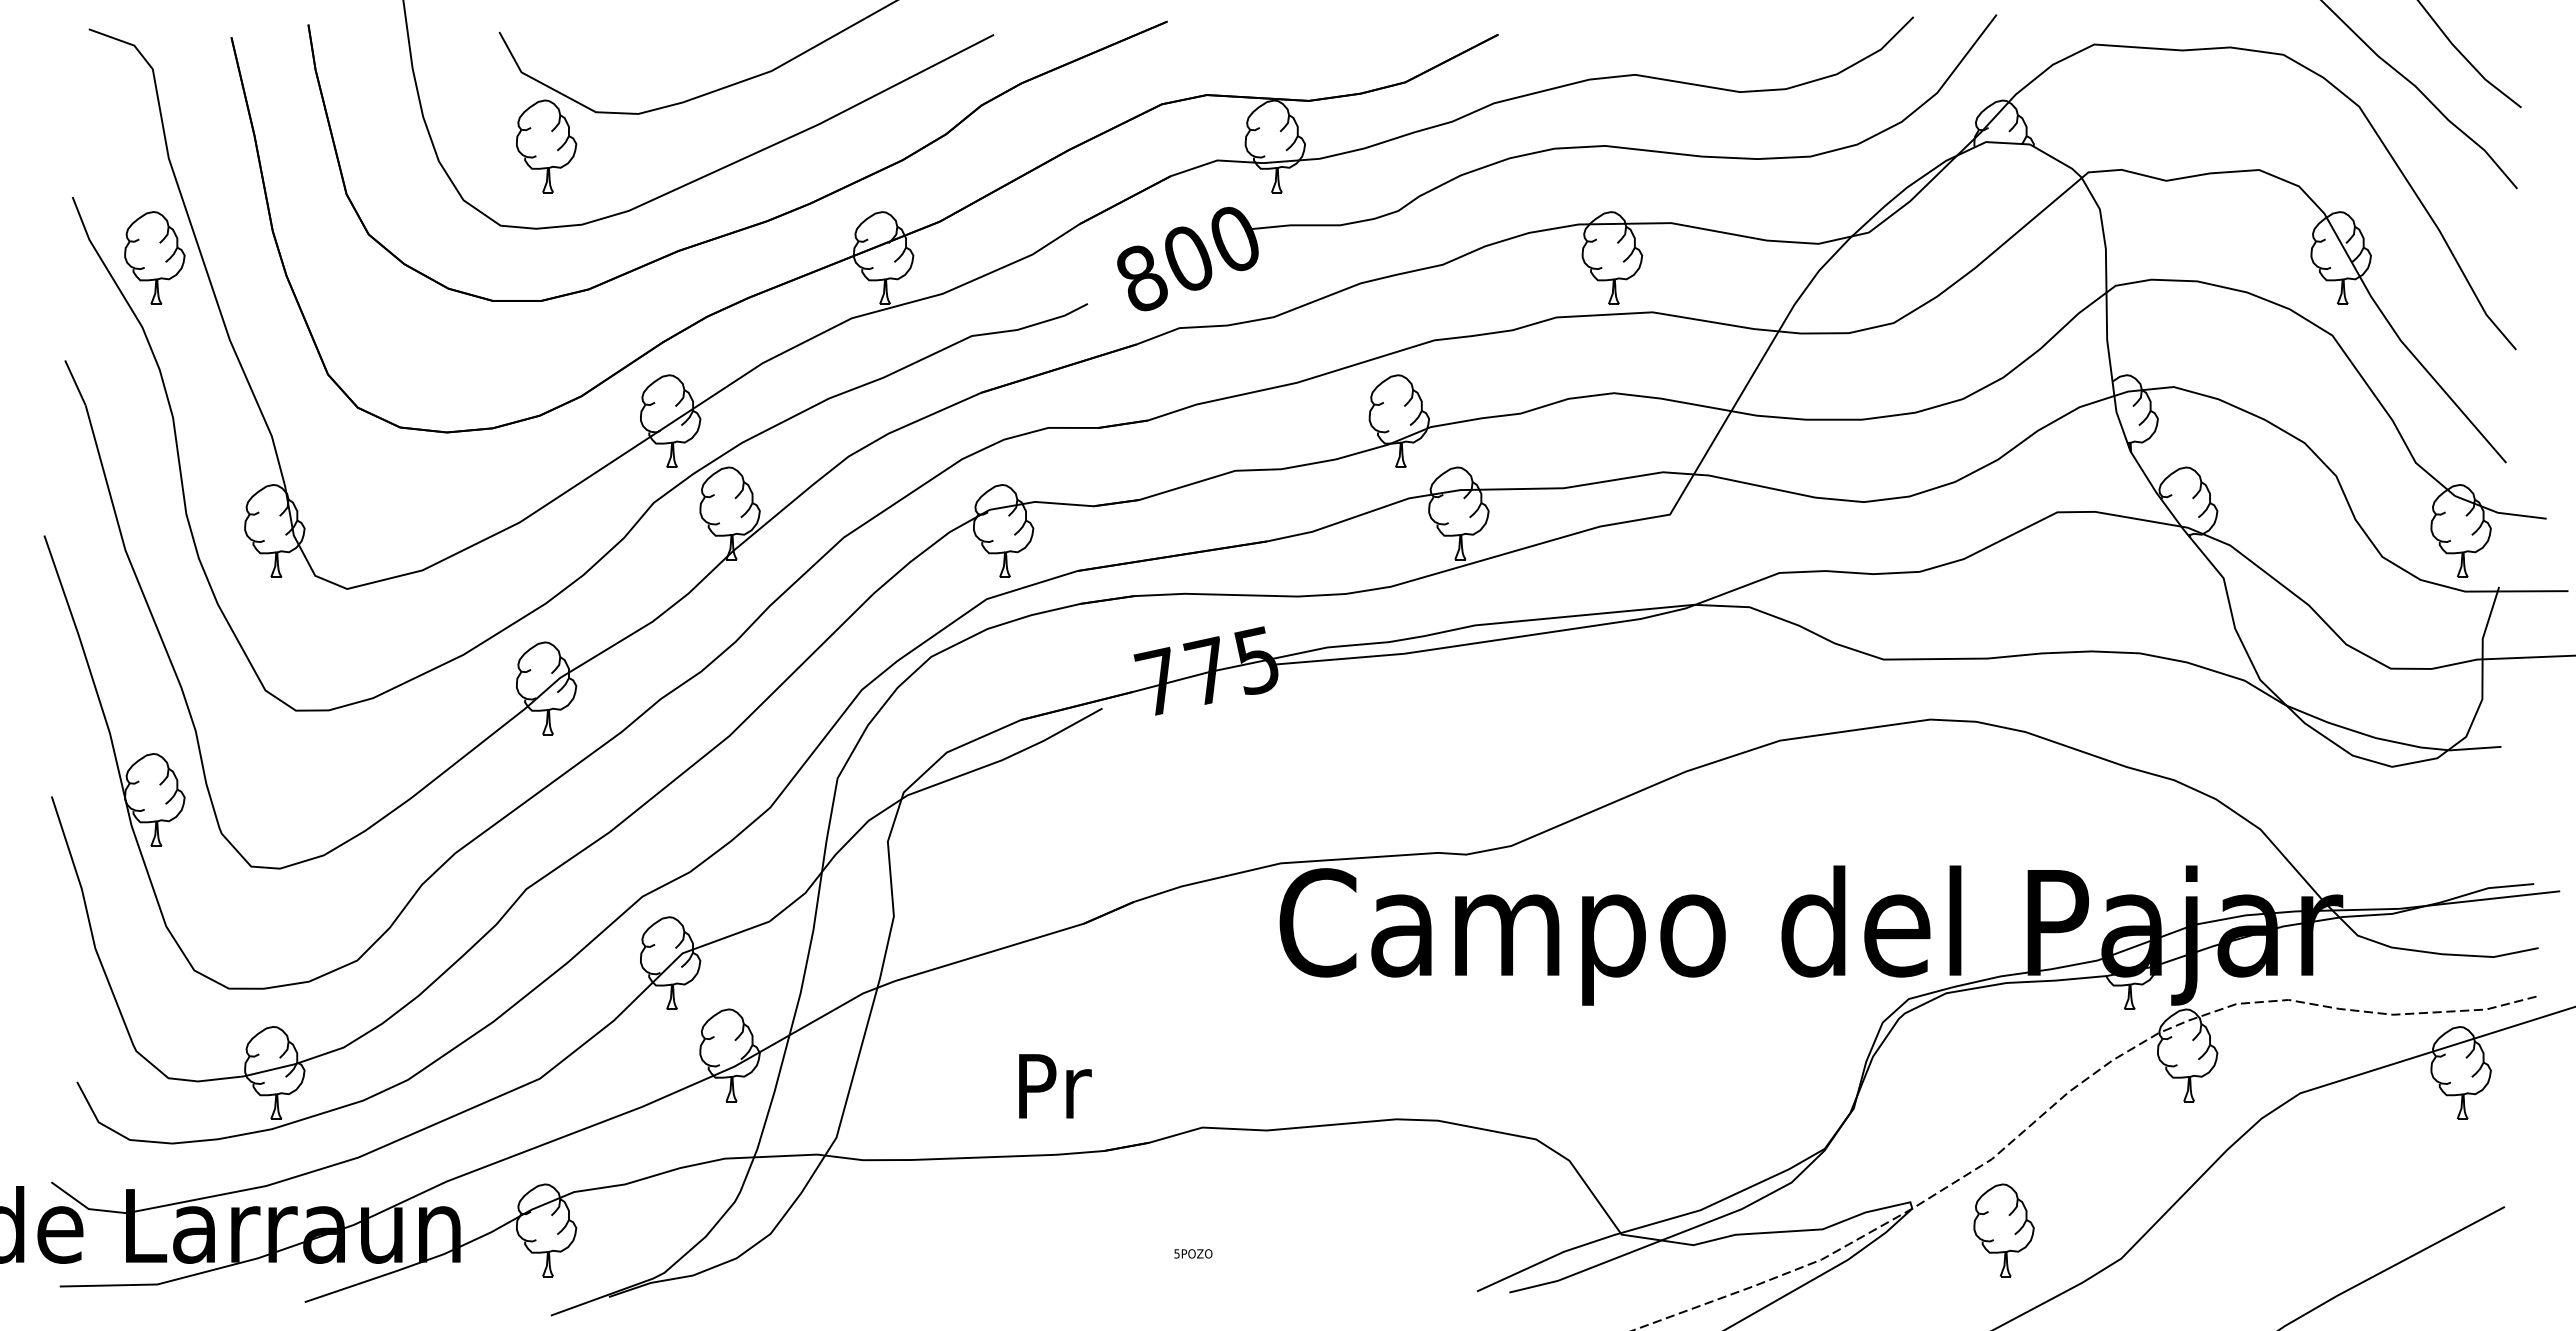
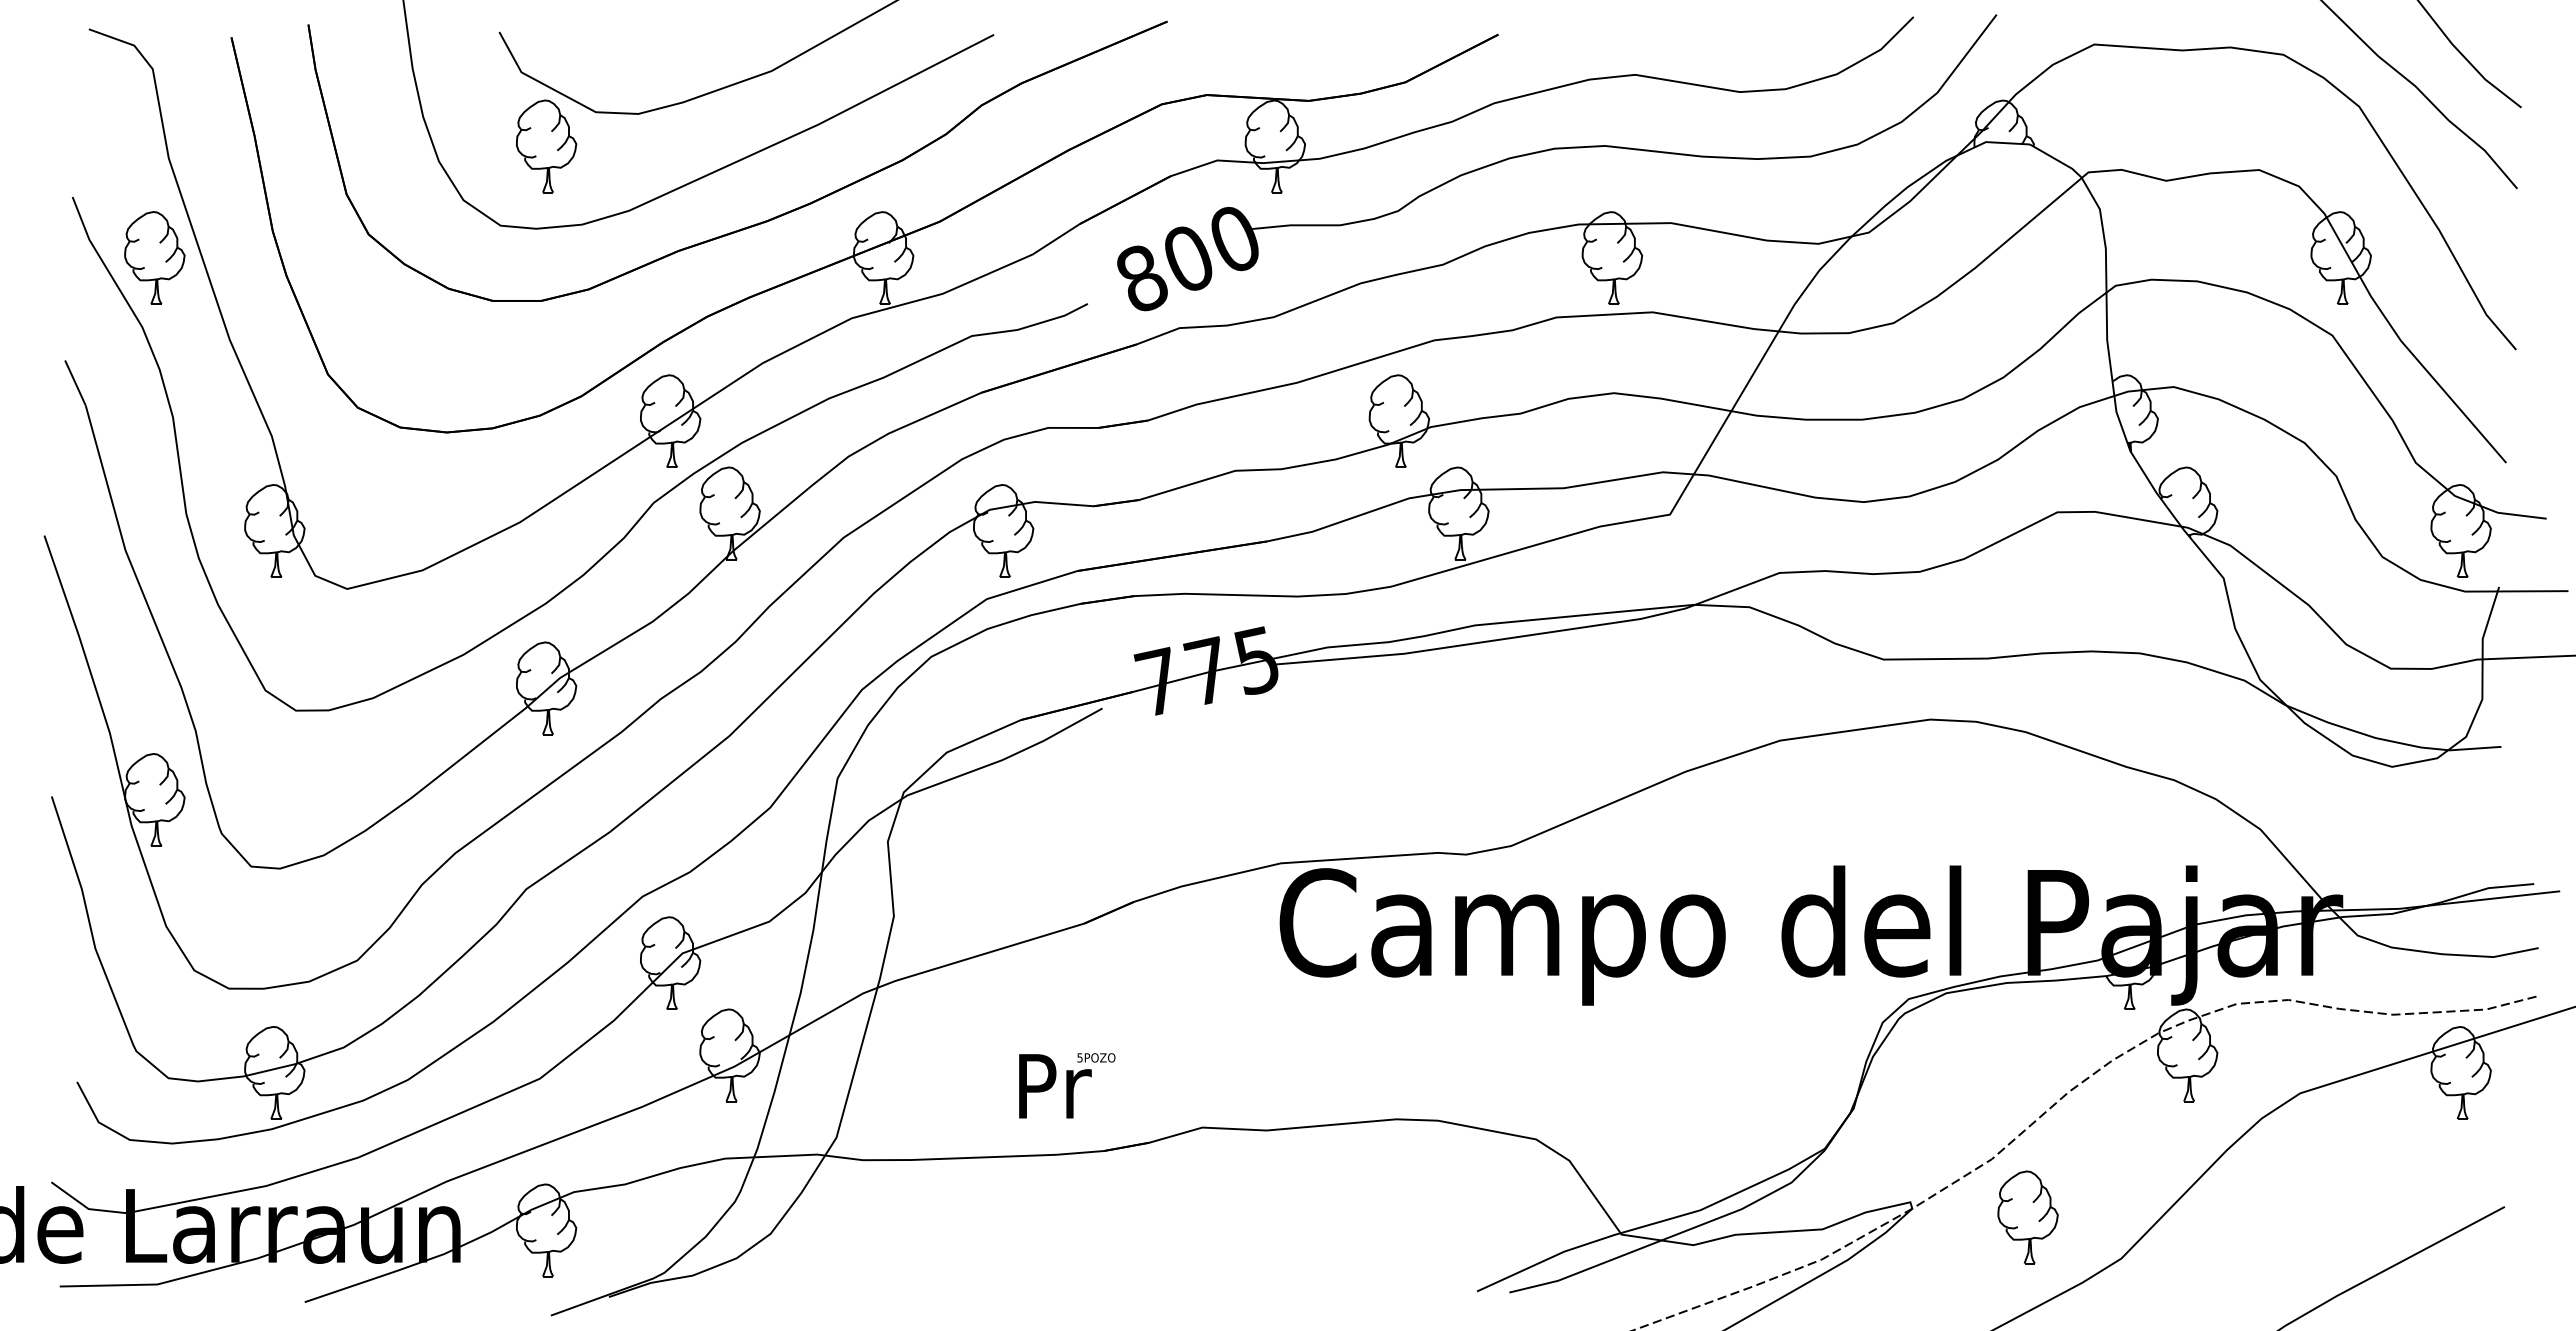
part position: (2003, 1230) -> (2027, 1217) (2027, 1217)
text position: (1193, 1253) -> (1096, 1057) (1096, 1057)
